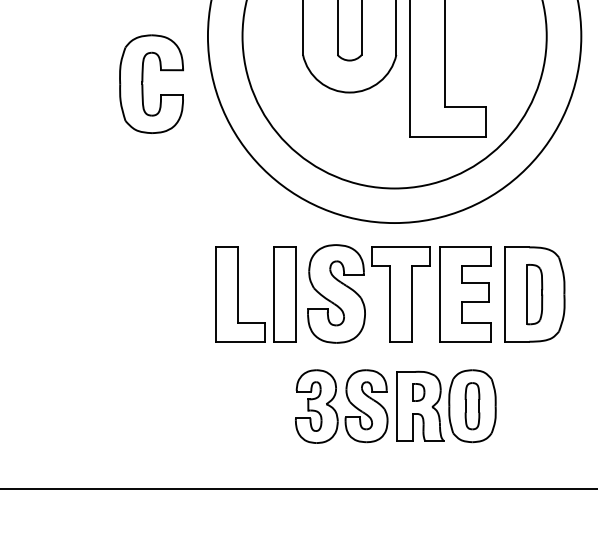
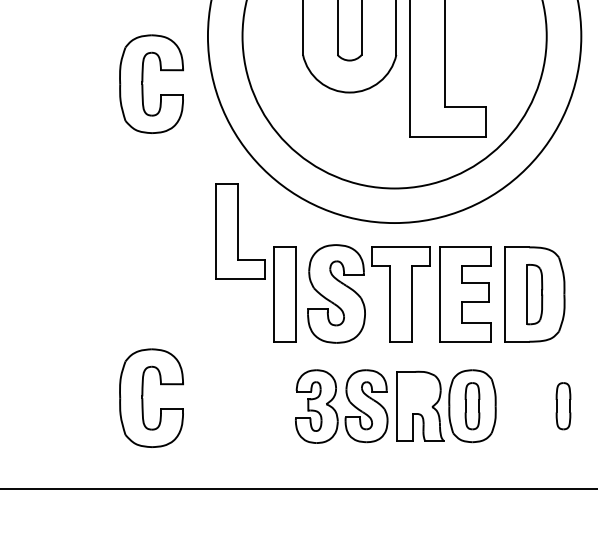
part position: (240, 294) -> (240, 231) (240, 231)
part: present -> none (418, 392)
part: none -> present (143, 396)
part: none -> present (563, 406)
